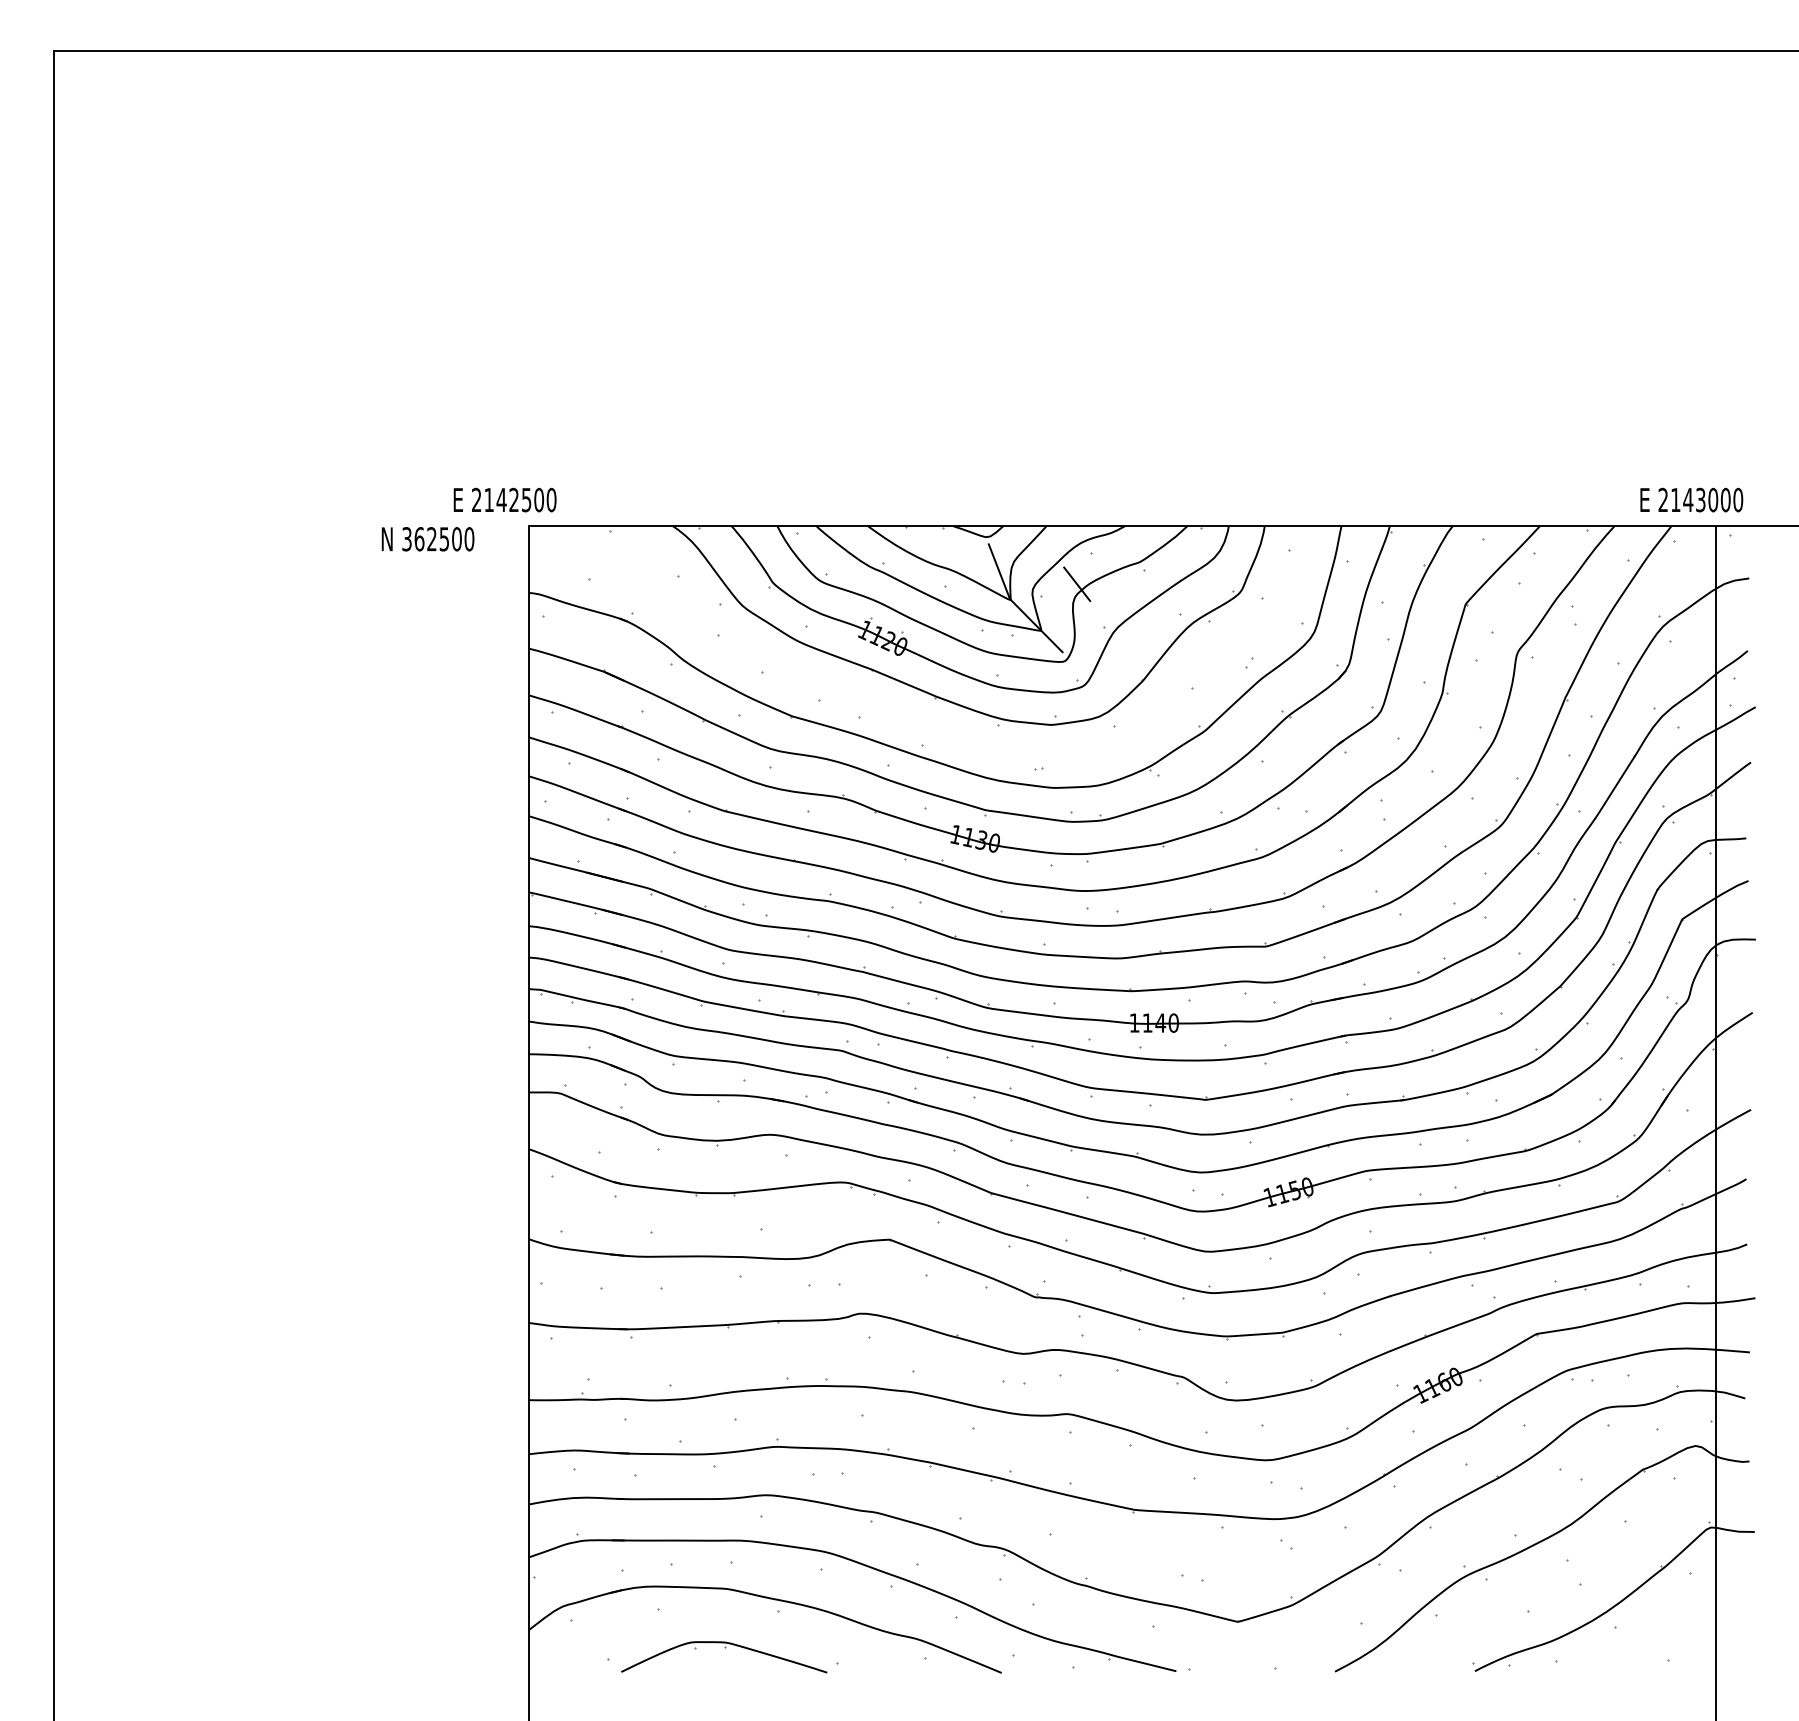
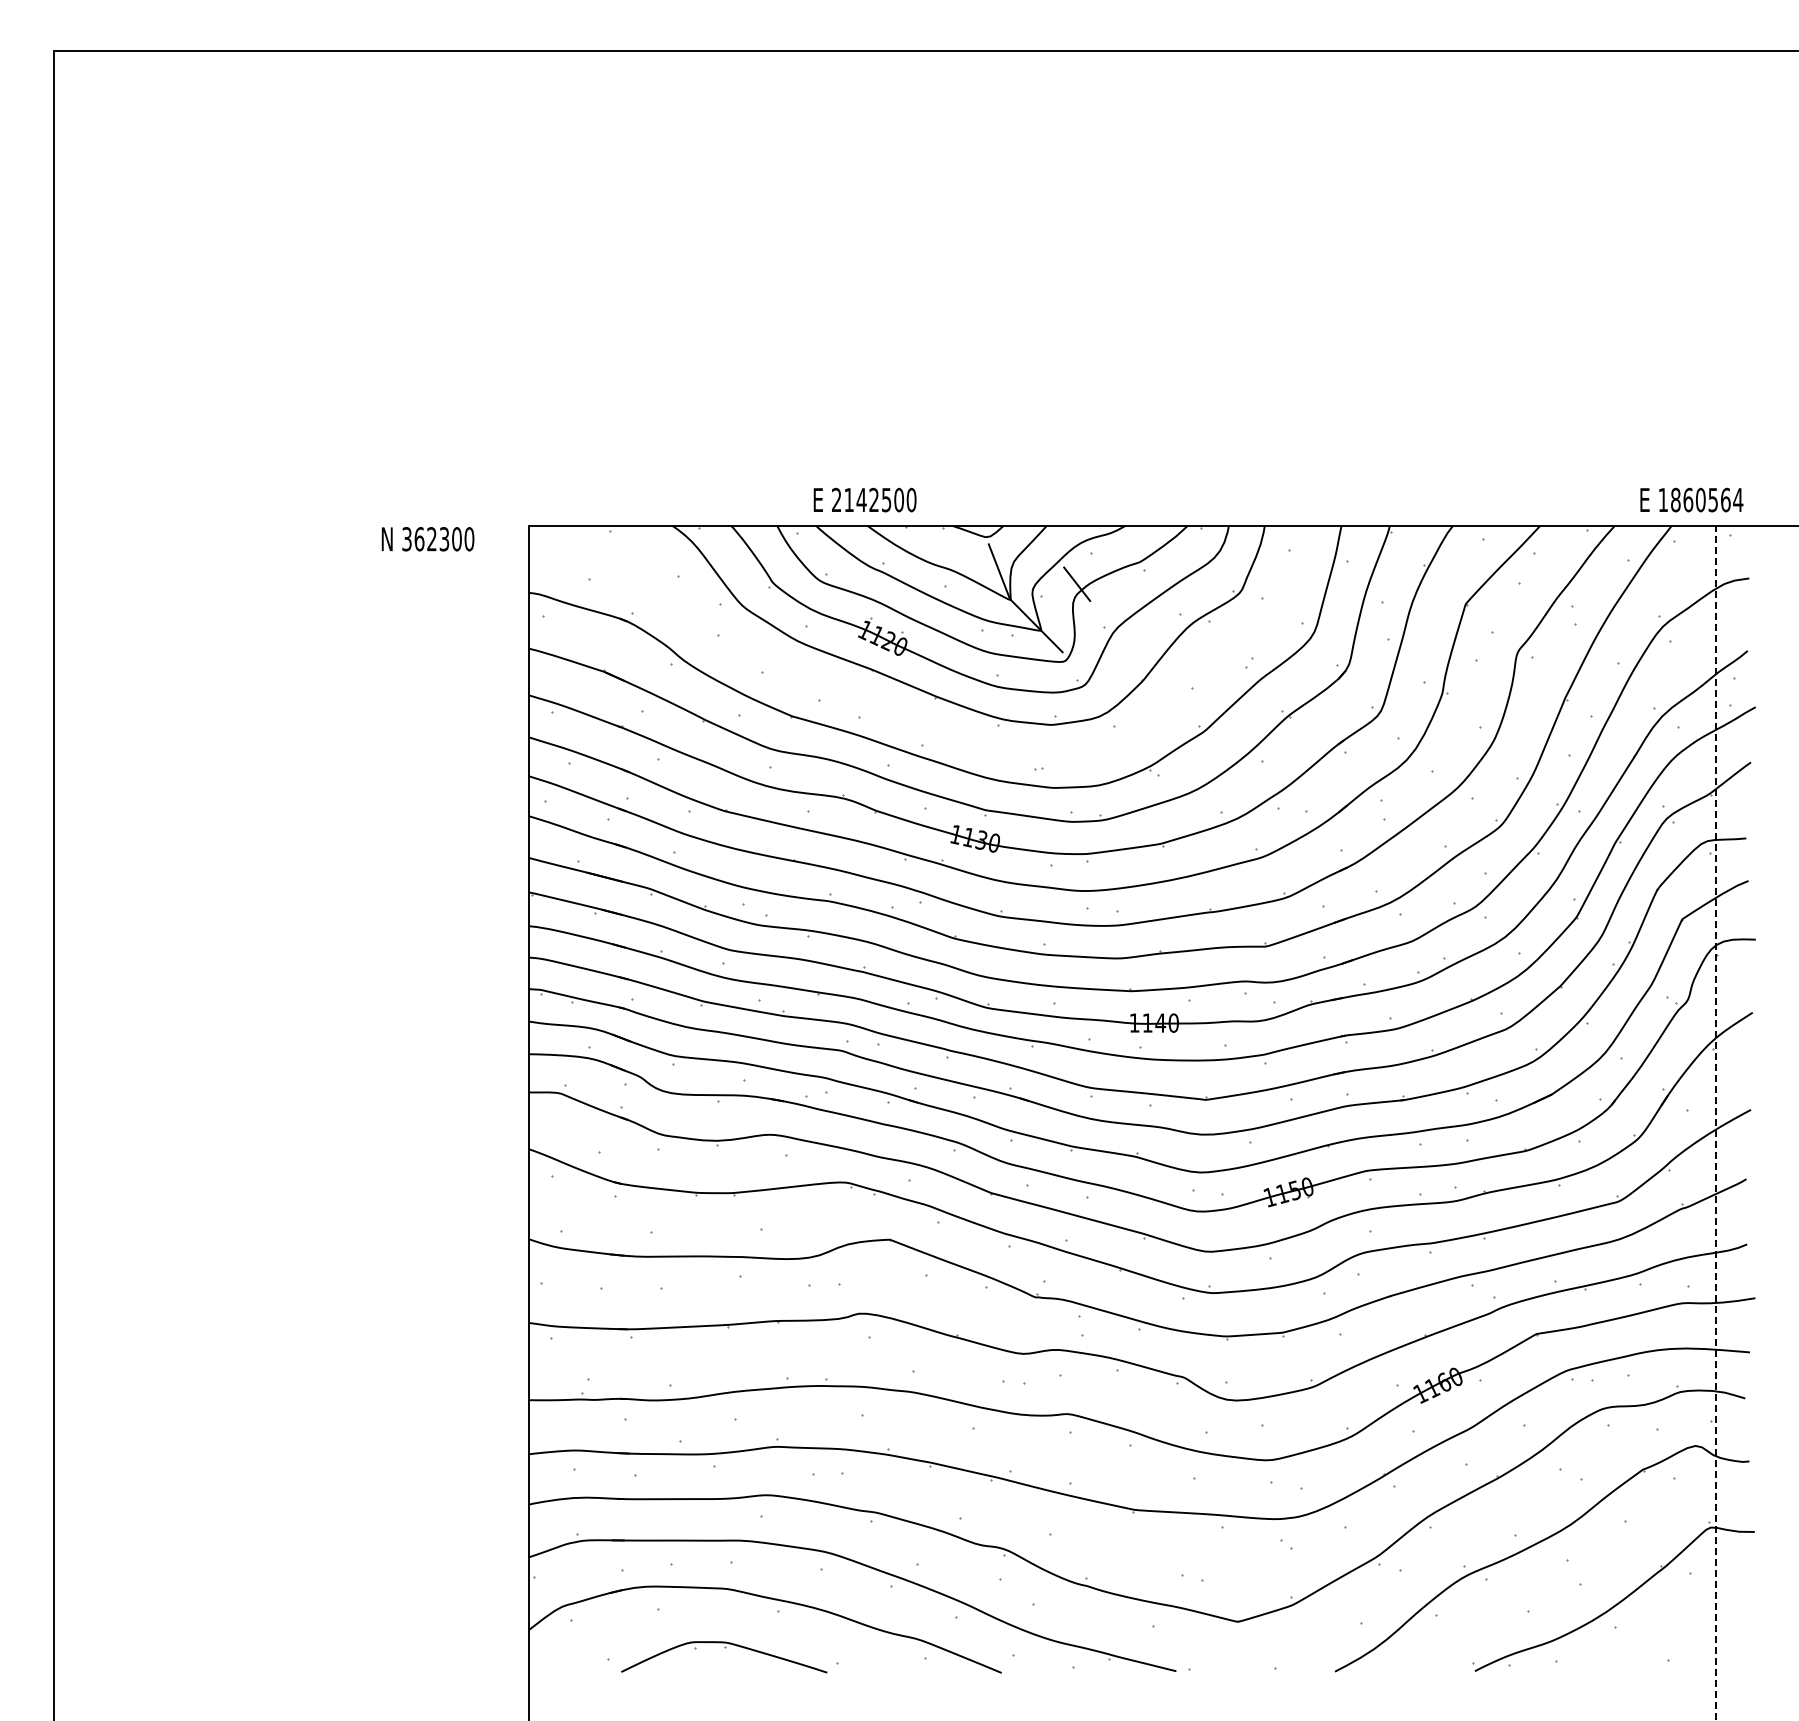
text position: (504, 499) -> (864, 499) (864, 499)
text: 2143000 -> 1860564 (1700, 499)
text: 362500 -> 362300 (444, 538)
line: solid -> dashed (1715, 1123)
